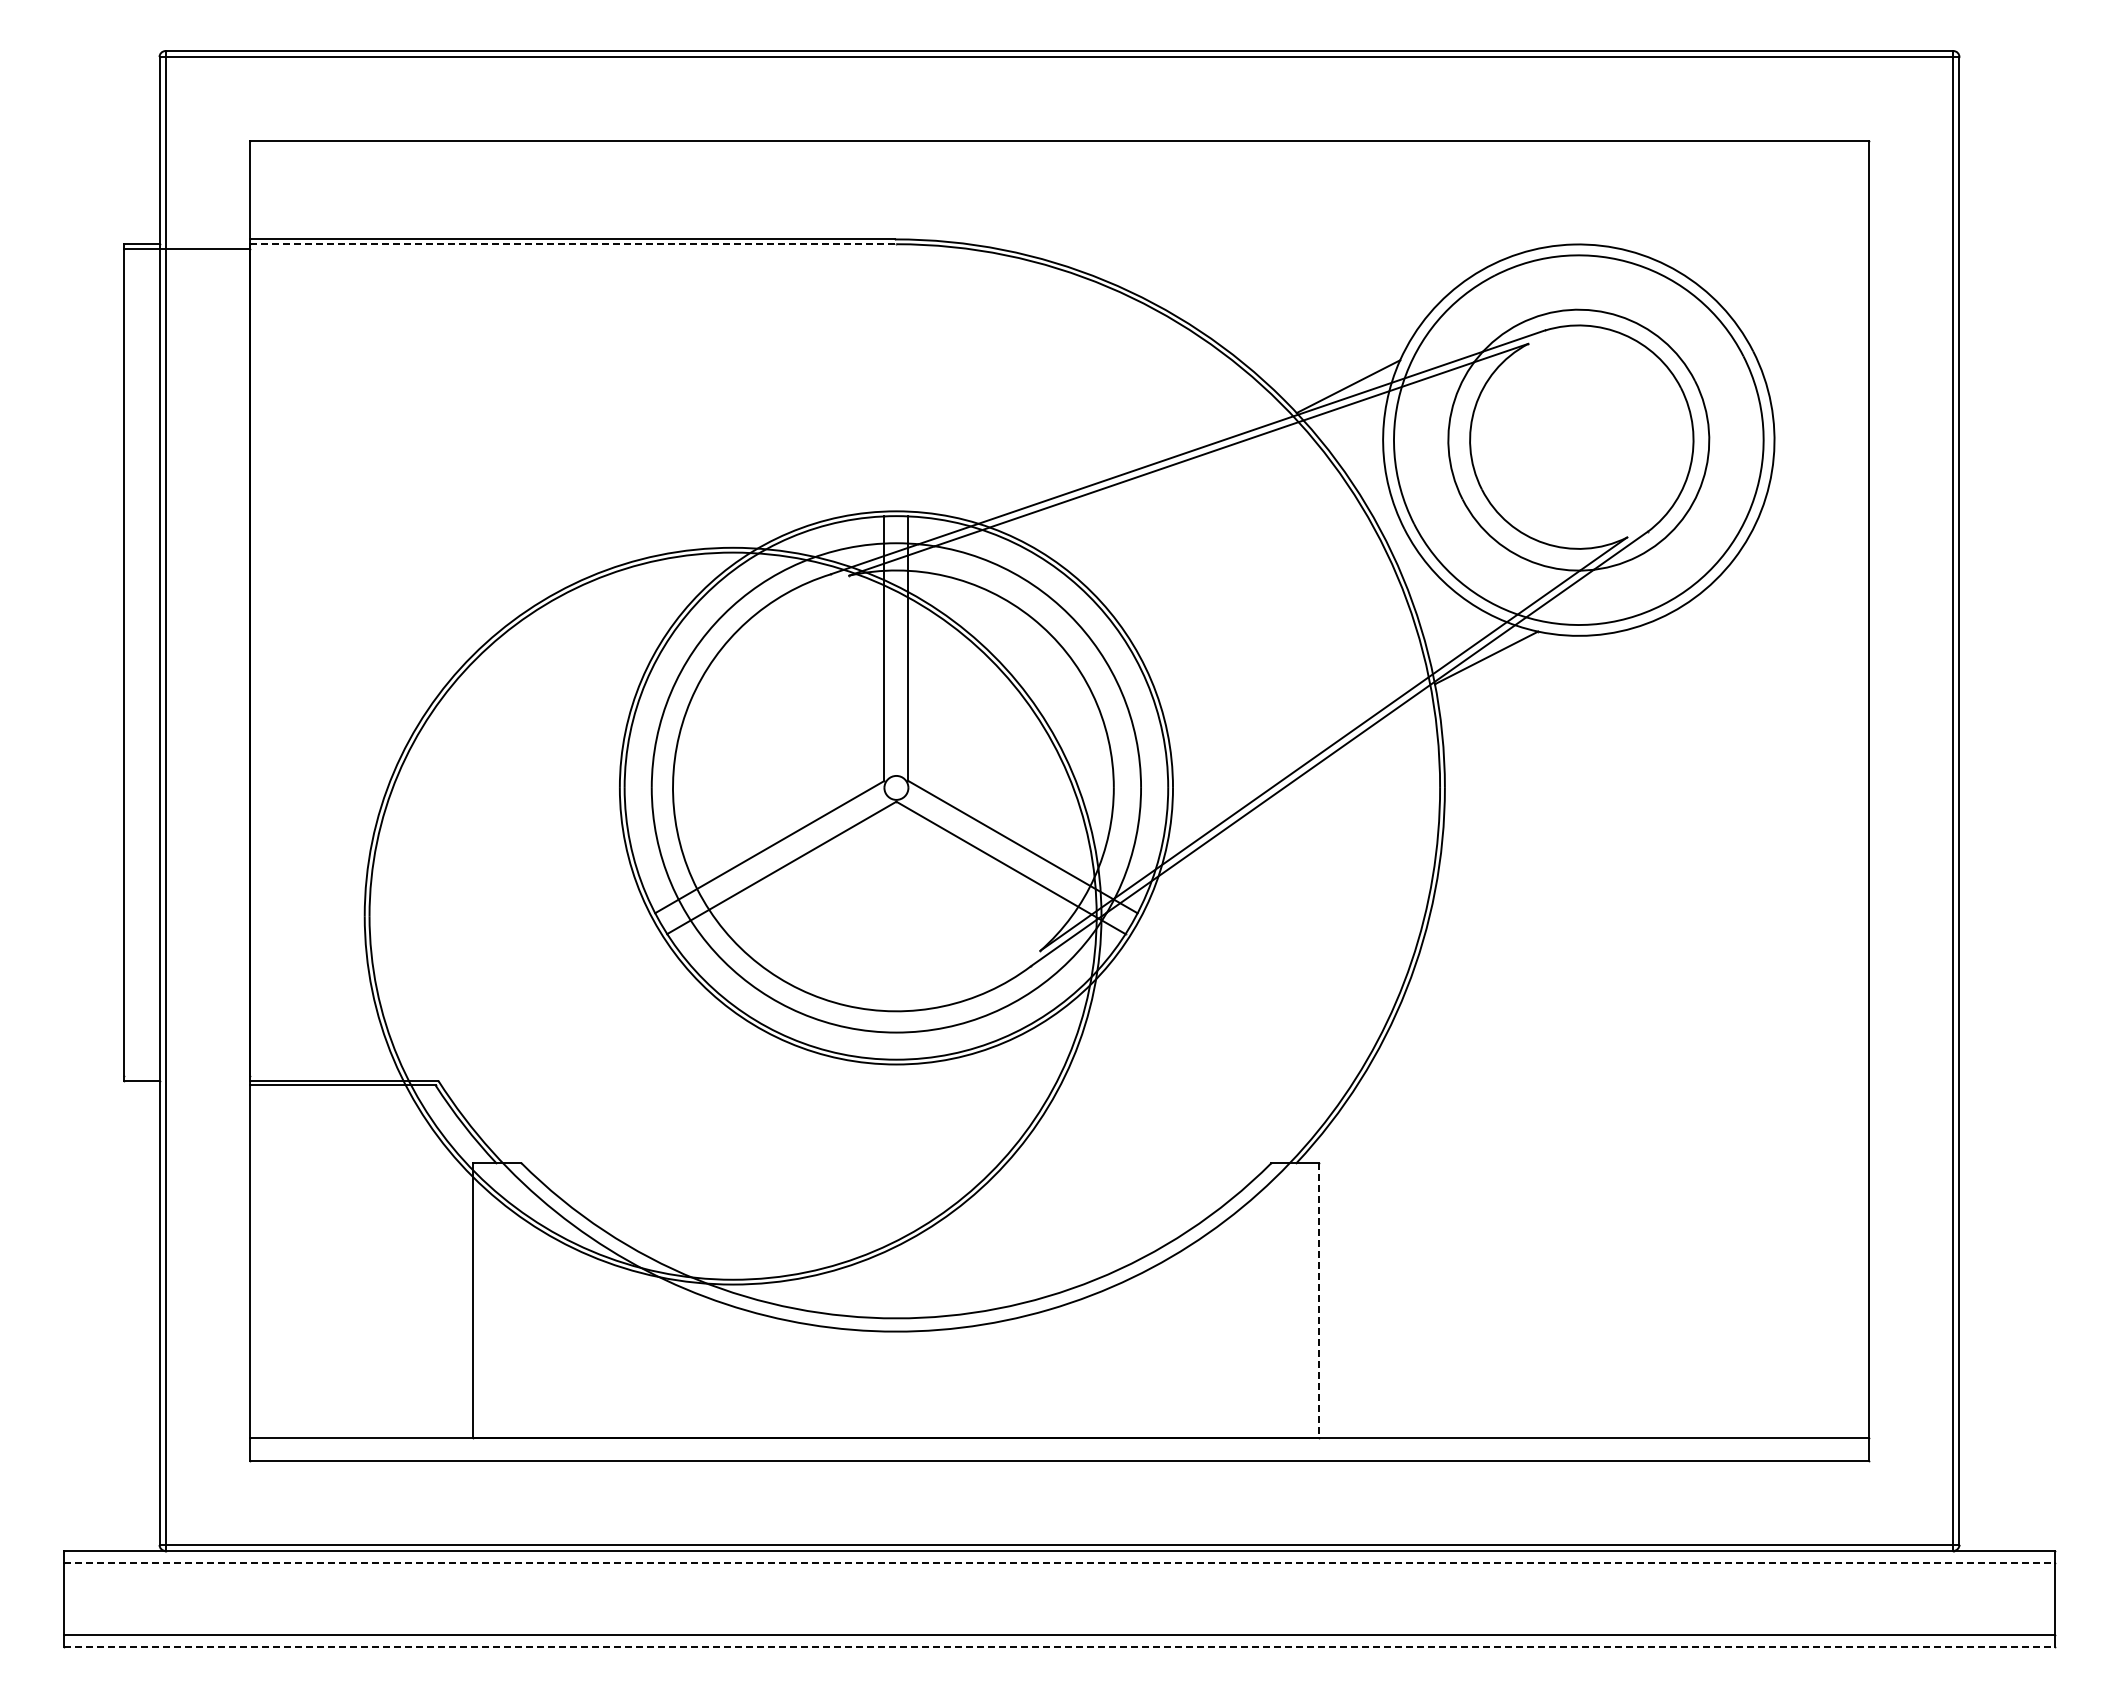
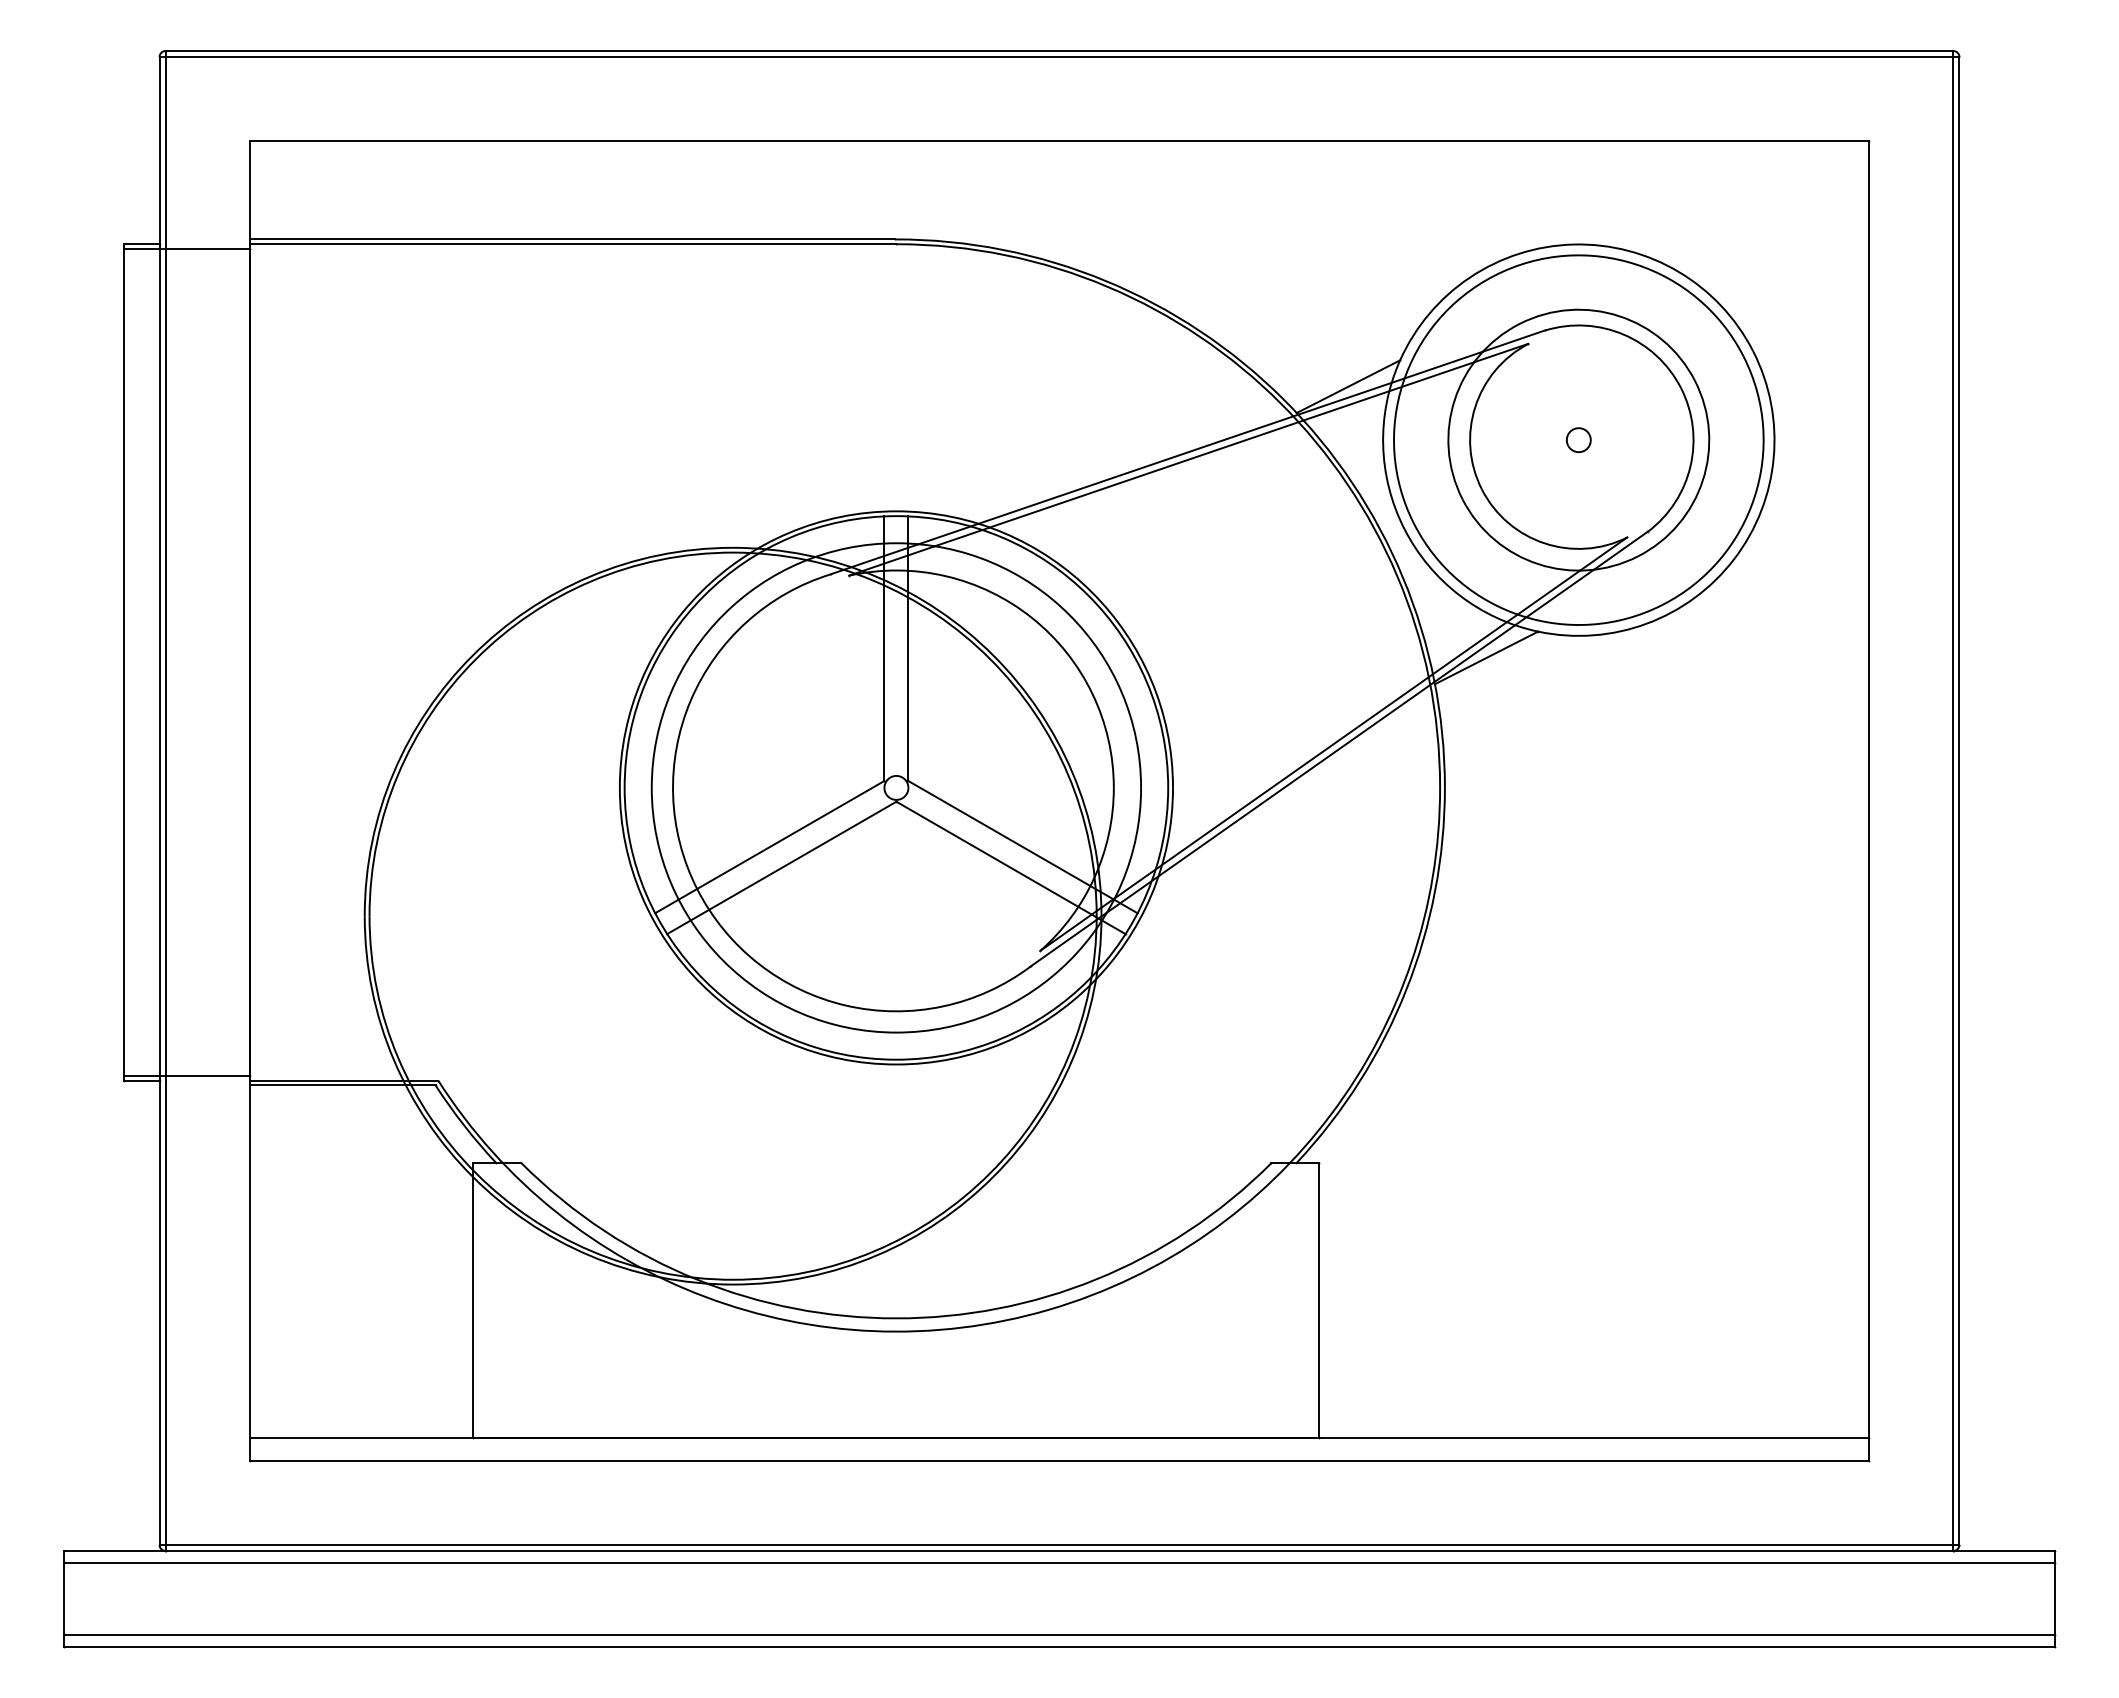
line: dashed -> solid (573, 244)
part: none -> present (1578, 440)
line: none -> present (186, 1075)
line: dashed -> solid (1319, 1300)
line: dashed -> solid (1059, 1562)
line: dashed -> solid (1059, 1646)
